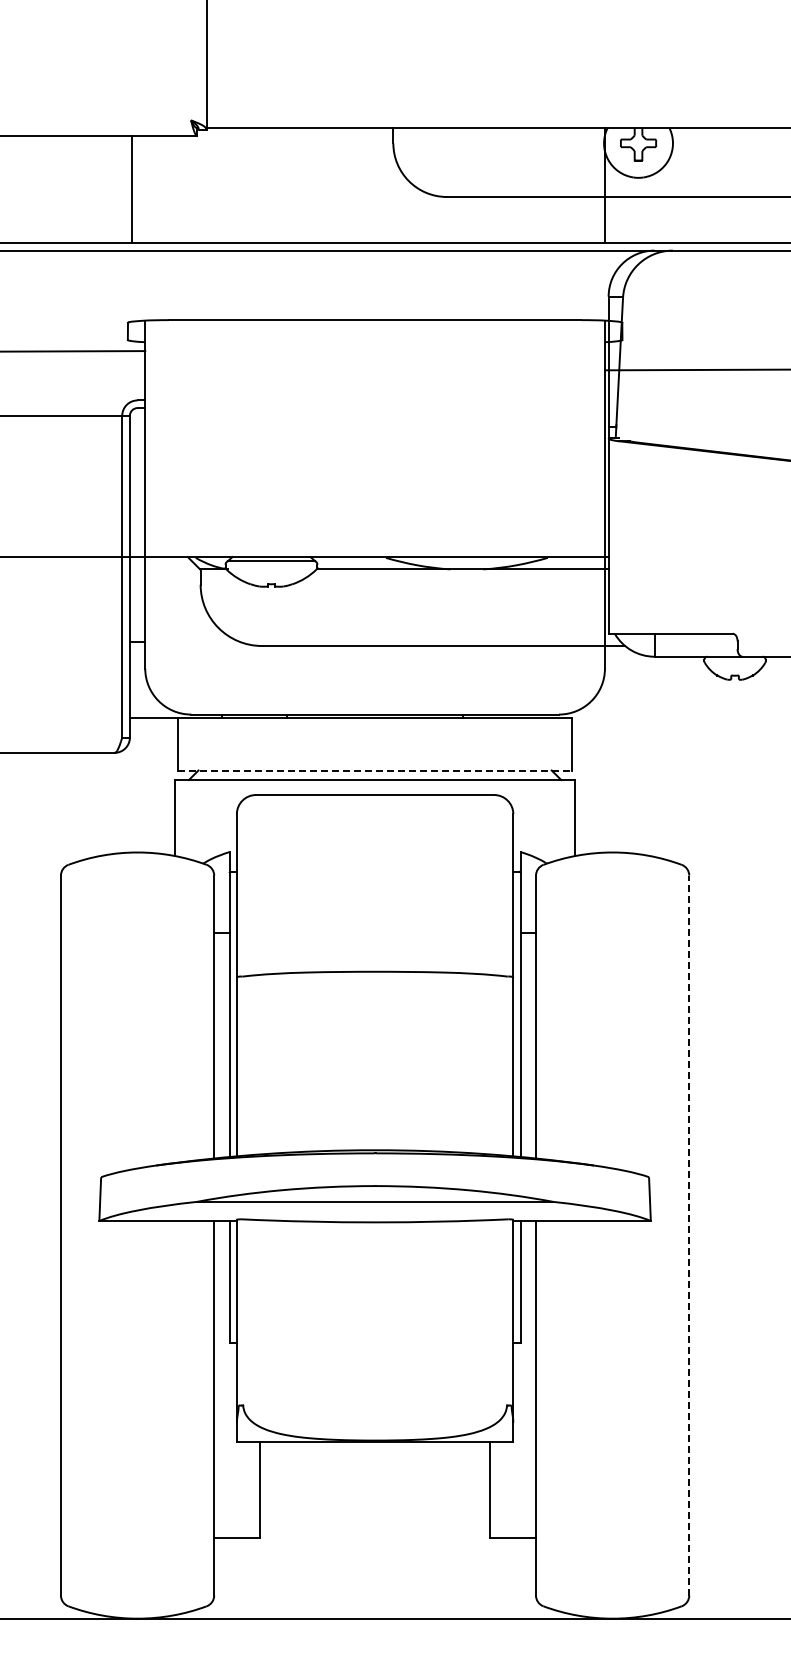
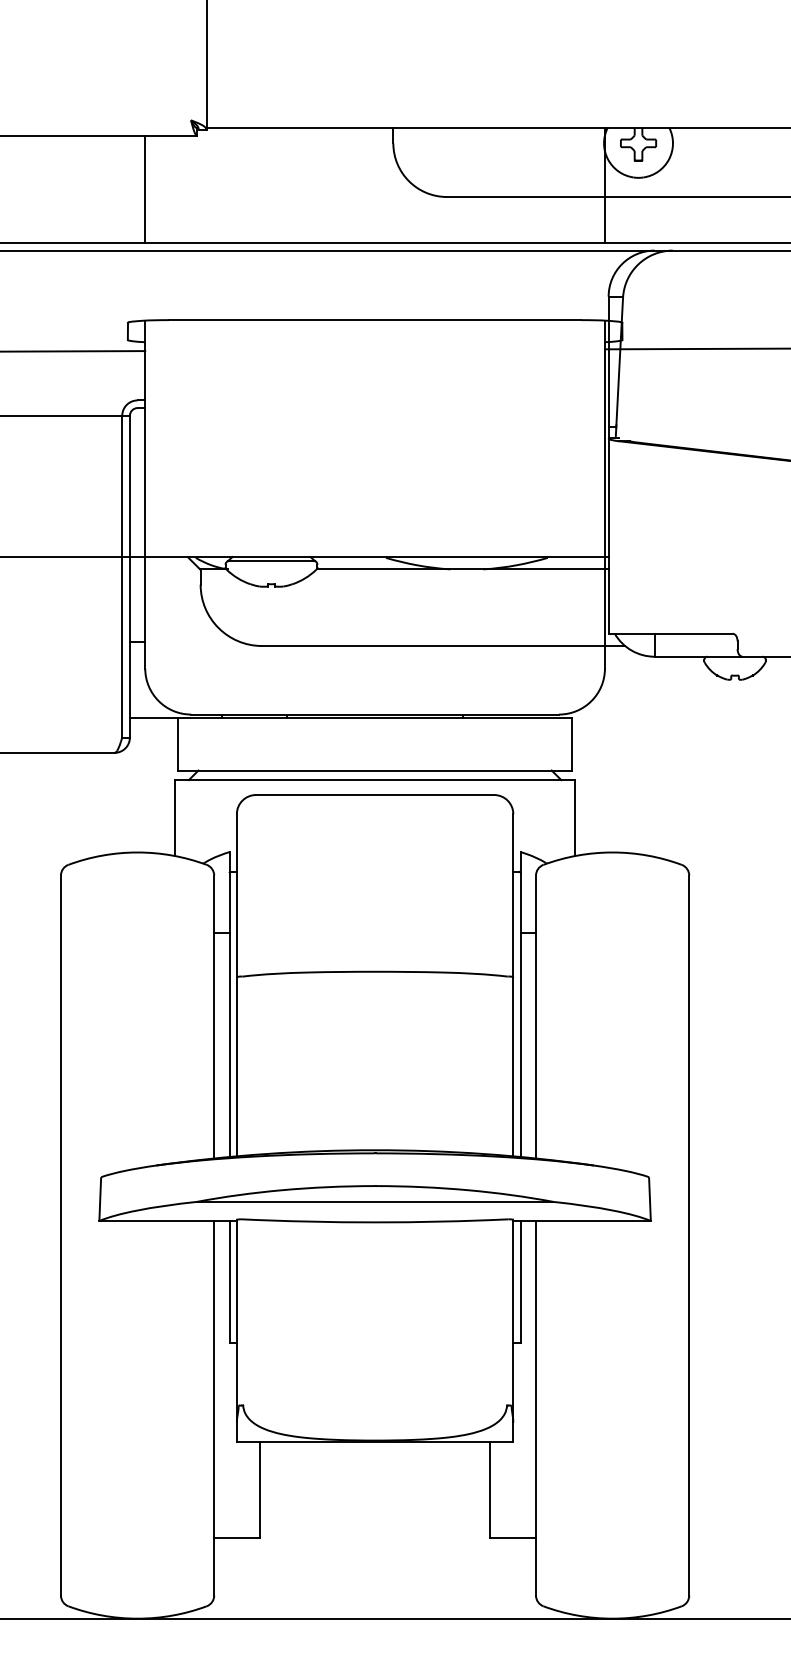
line position: (132, 188) -> (145, 188) (145, 188)
line position: (695, 369) -> (695, 348) (695, 348)
line: dashed -> solid (375, 770)
line: dashed -> solid (689, 1235)
